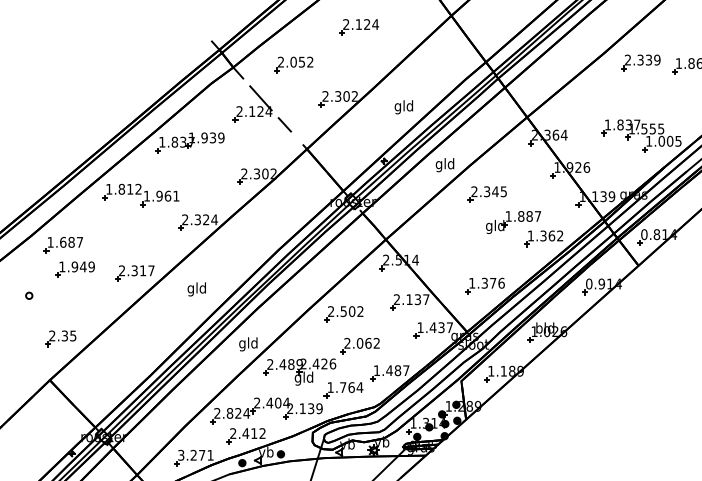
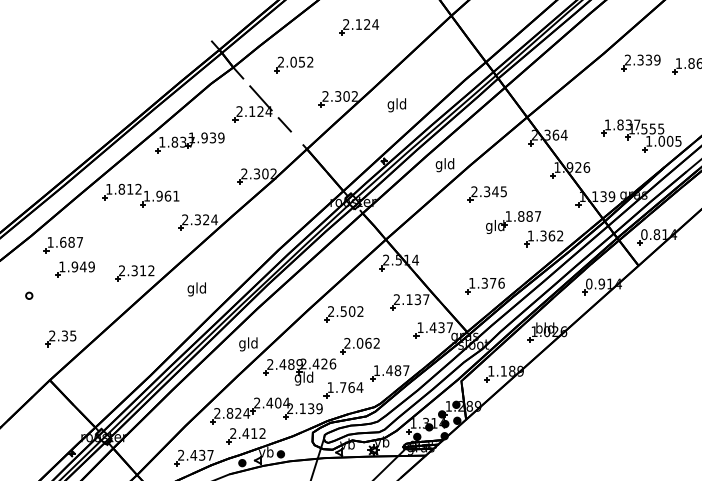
text position: (403, 107) -> (396, 105) (396, 105)
text: 2.317 -> 2.312 (151, 270)
text: 3.271 -> 2.437 (195, 454)
